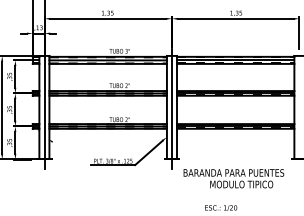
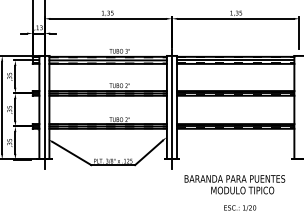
line: none -> present (71, 153)
text position: (233, 178) -> (234, 184) (234, 184)
text position: (221, 207) -> (240, 207) (240, 207)
